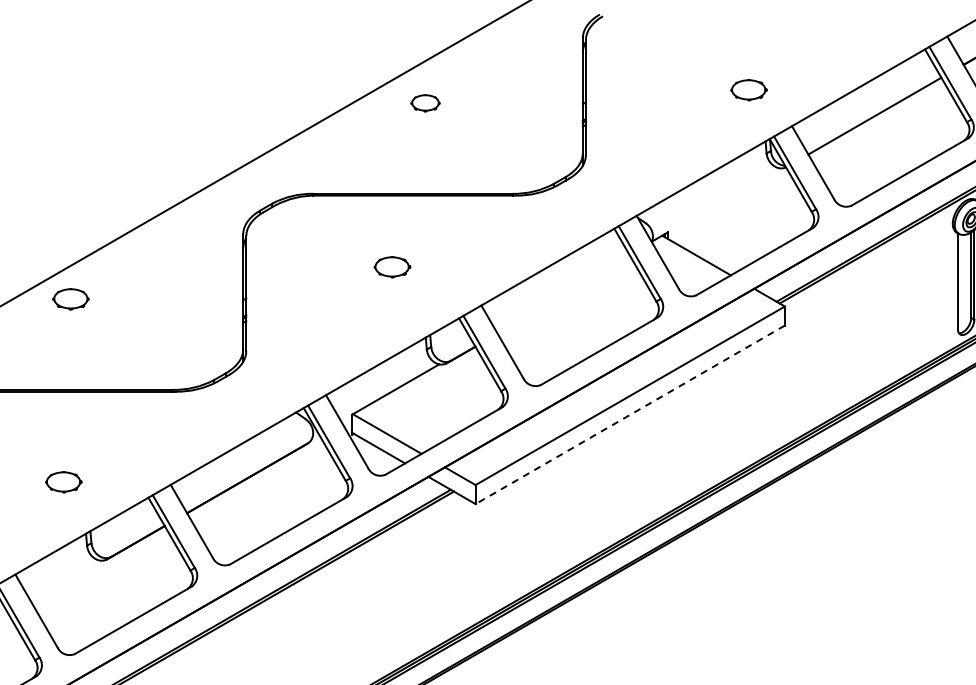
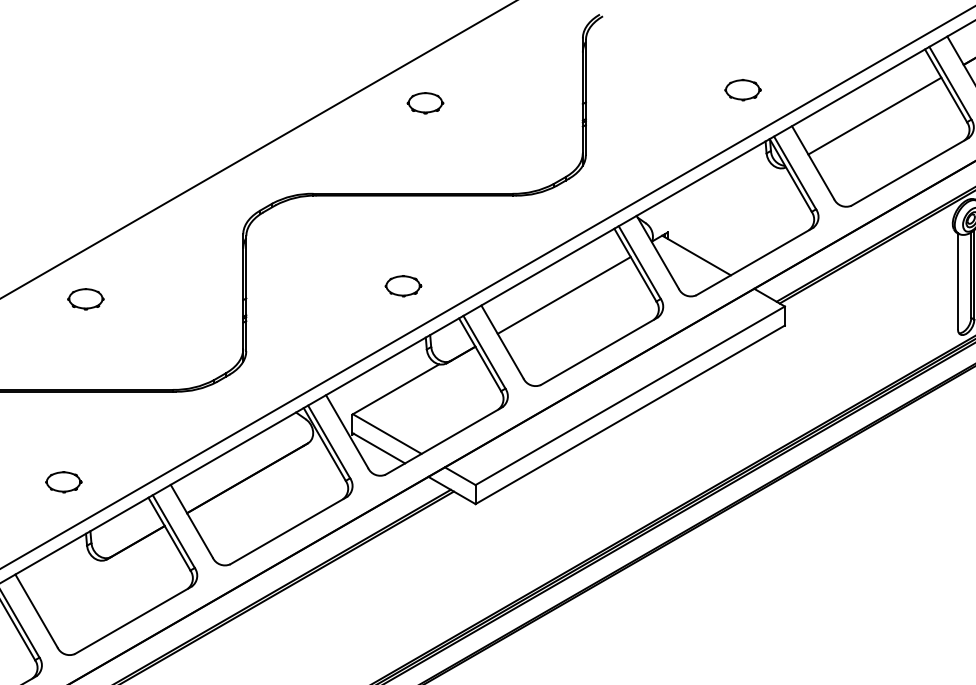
part position: (748, 90) -> (742, 90) (742, 90)
part size: 31x19 px -> 39x23 px (425, 103)
line position: (264, 153) -> (257, 149) (257, 149)
part position: (392, 267) -> (403, 286) (403, 286)
line: none -> present (487, 287)
line: none -> present (563, 295)
part position: (70, 299) -> (85, 299) (85, 299)
line: dashed -> solid (630, 414)
